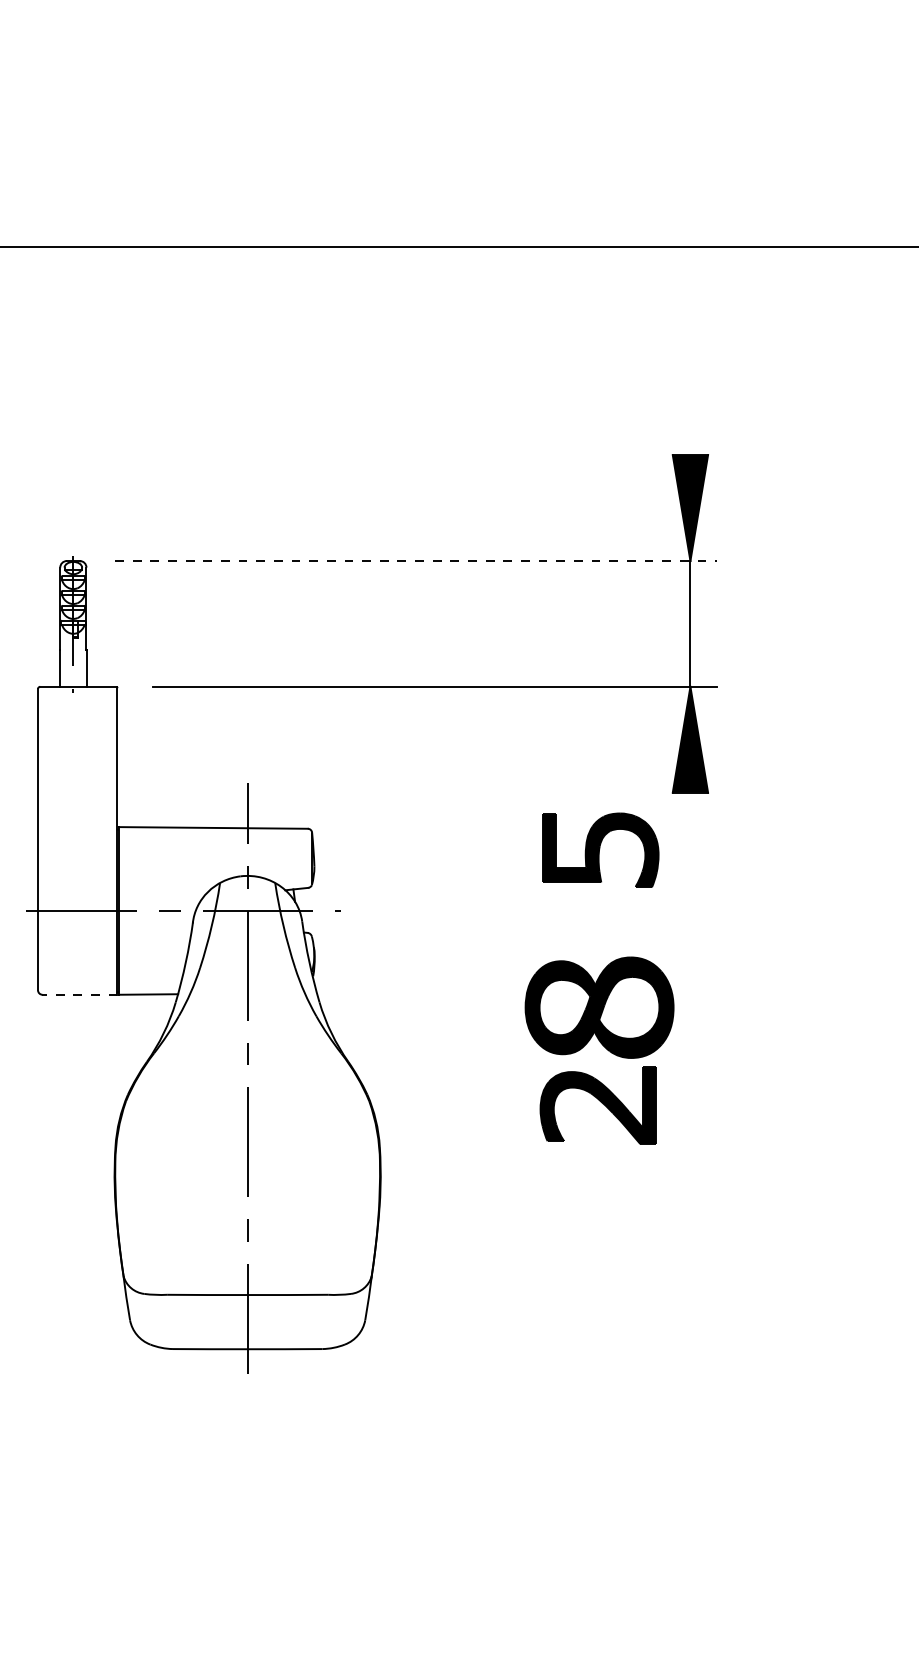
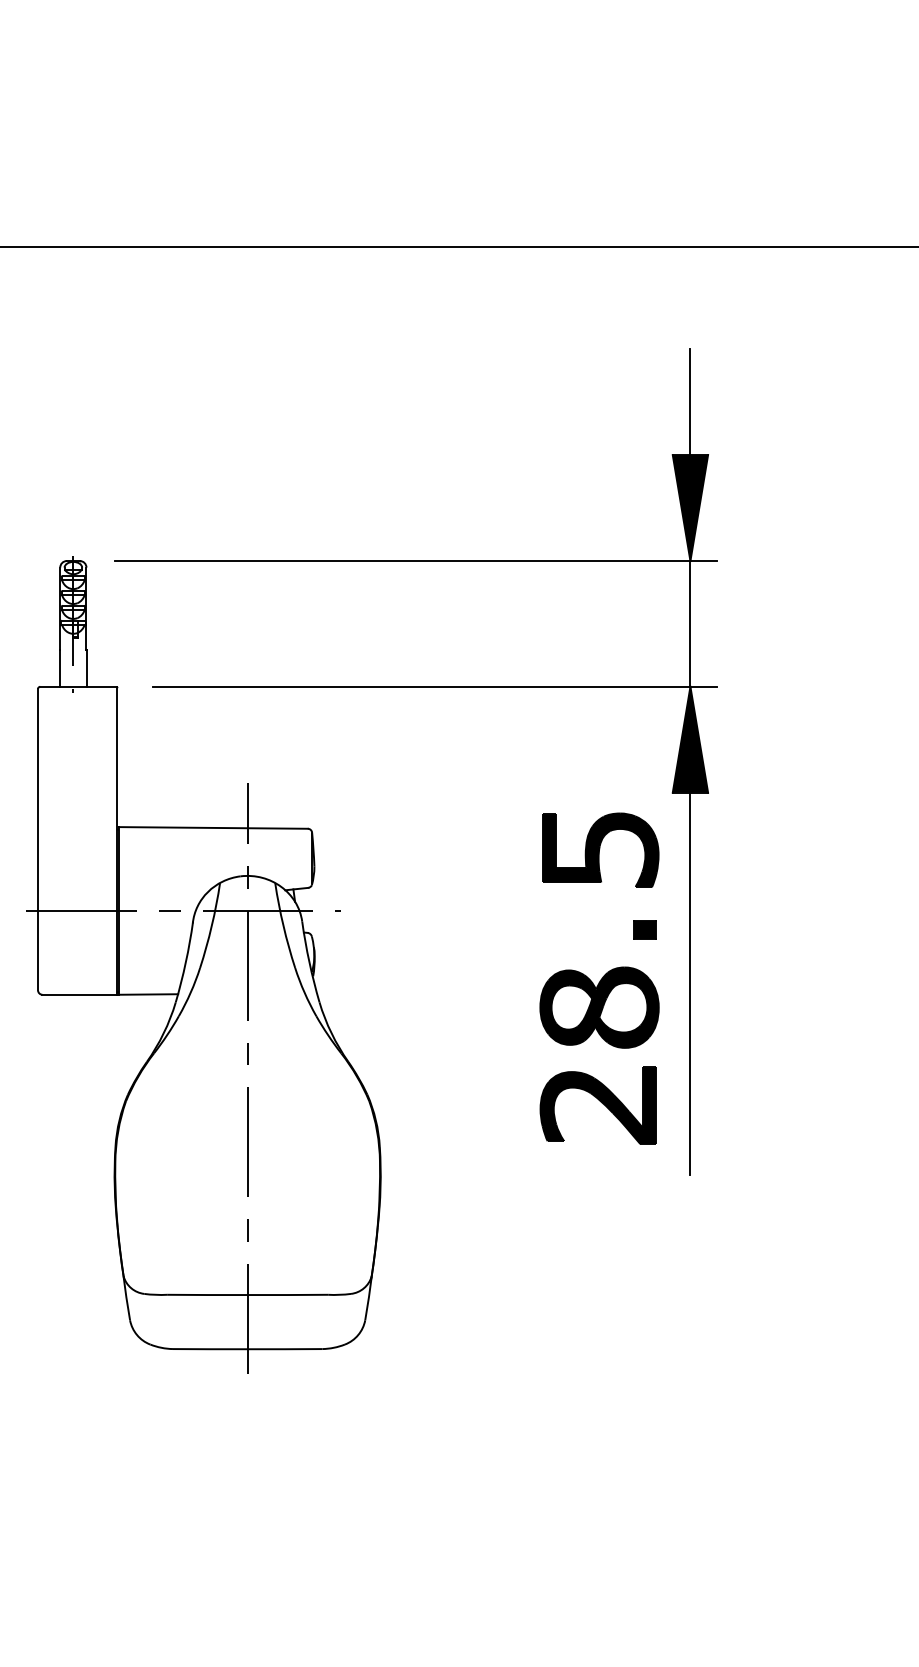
line: none -> present (690, 402)
line: dashed -> solid (415, 561)
part: none -> present (644, 929)
line: none -> present (690, 983)
line: dashed -> solid (79, 994)
part size: 151x103 px -> 121x83 px (599, 1007)
